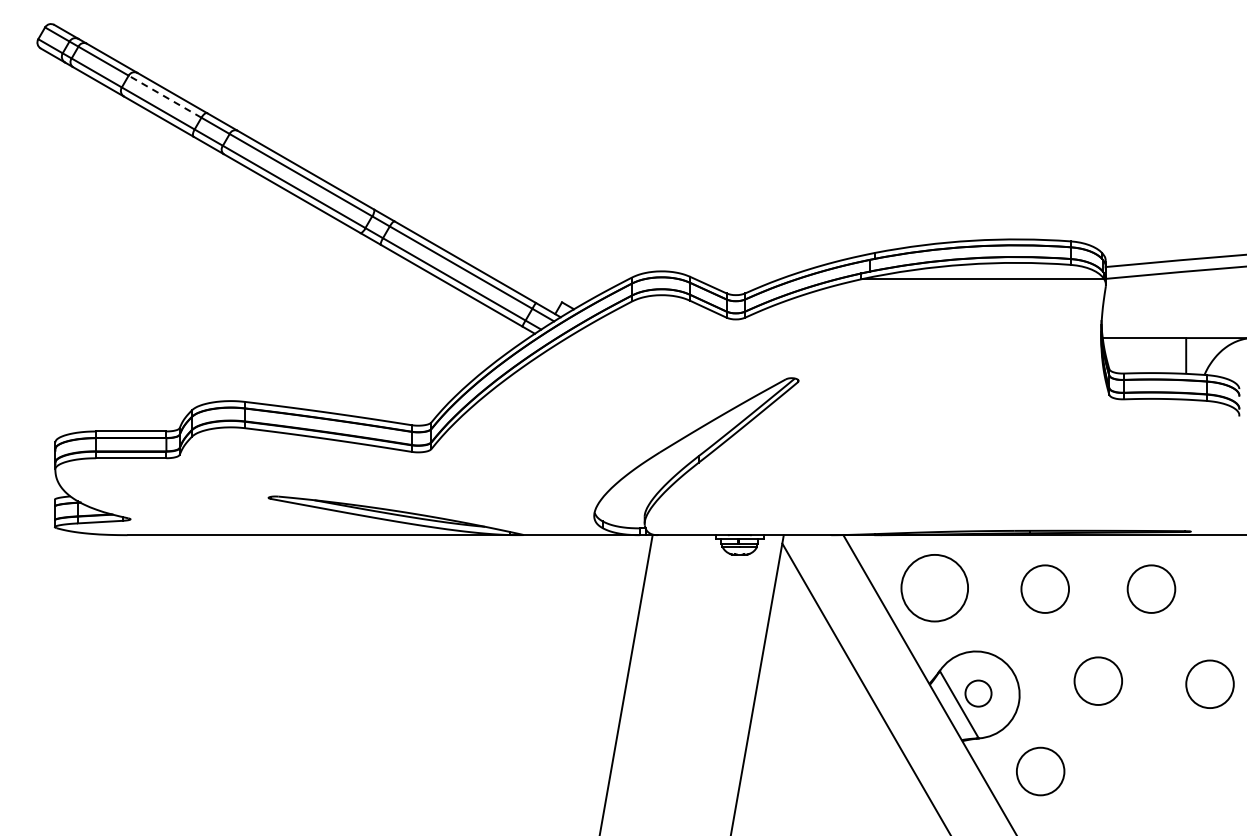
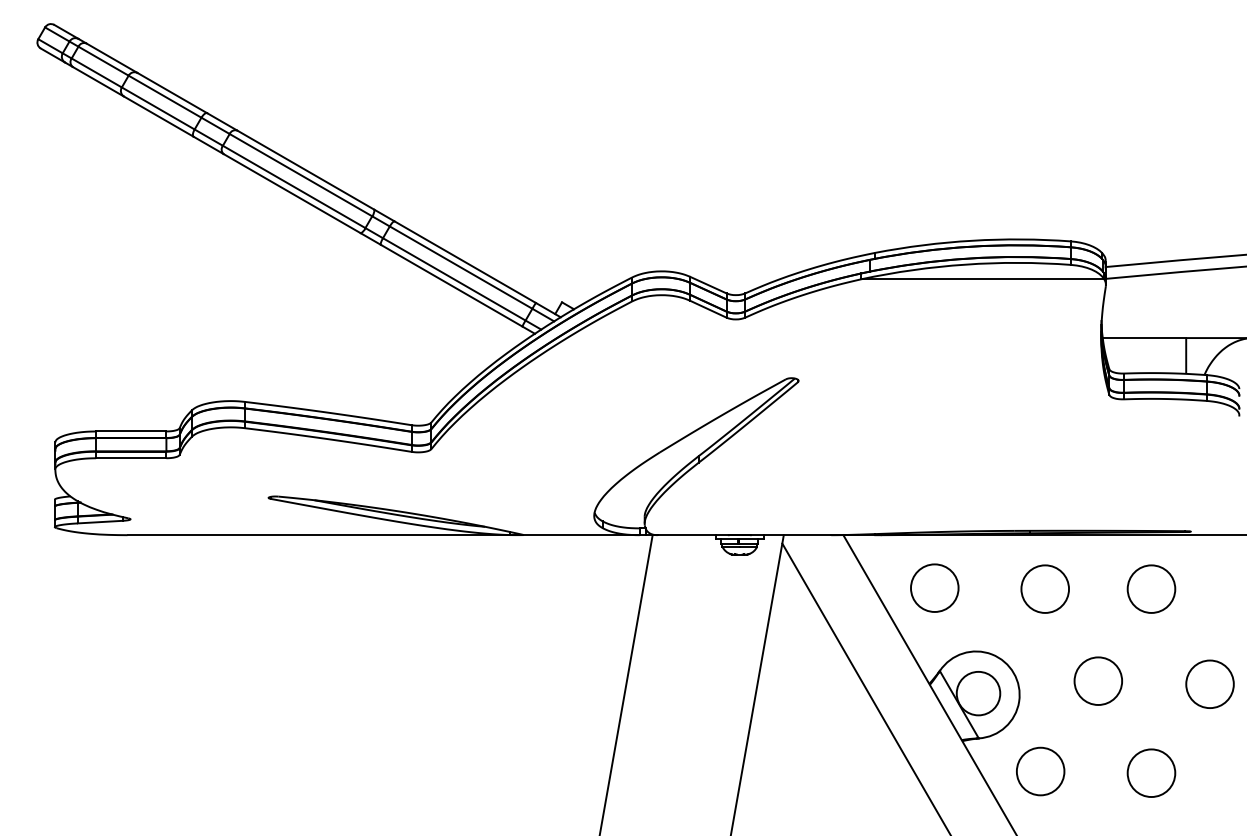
line: dashed -> solid (164, 96)
circle diameter: 67 px -> 48 px (934, 587)
circle diameter: 26 px -> 44 px (978, 693)
circle: none -> present (1151, 772)
